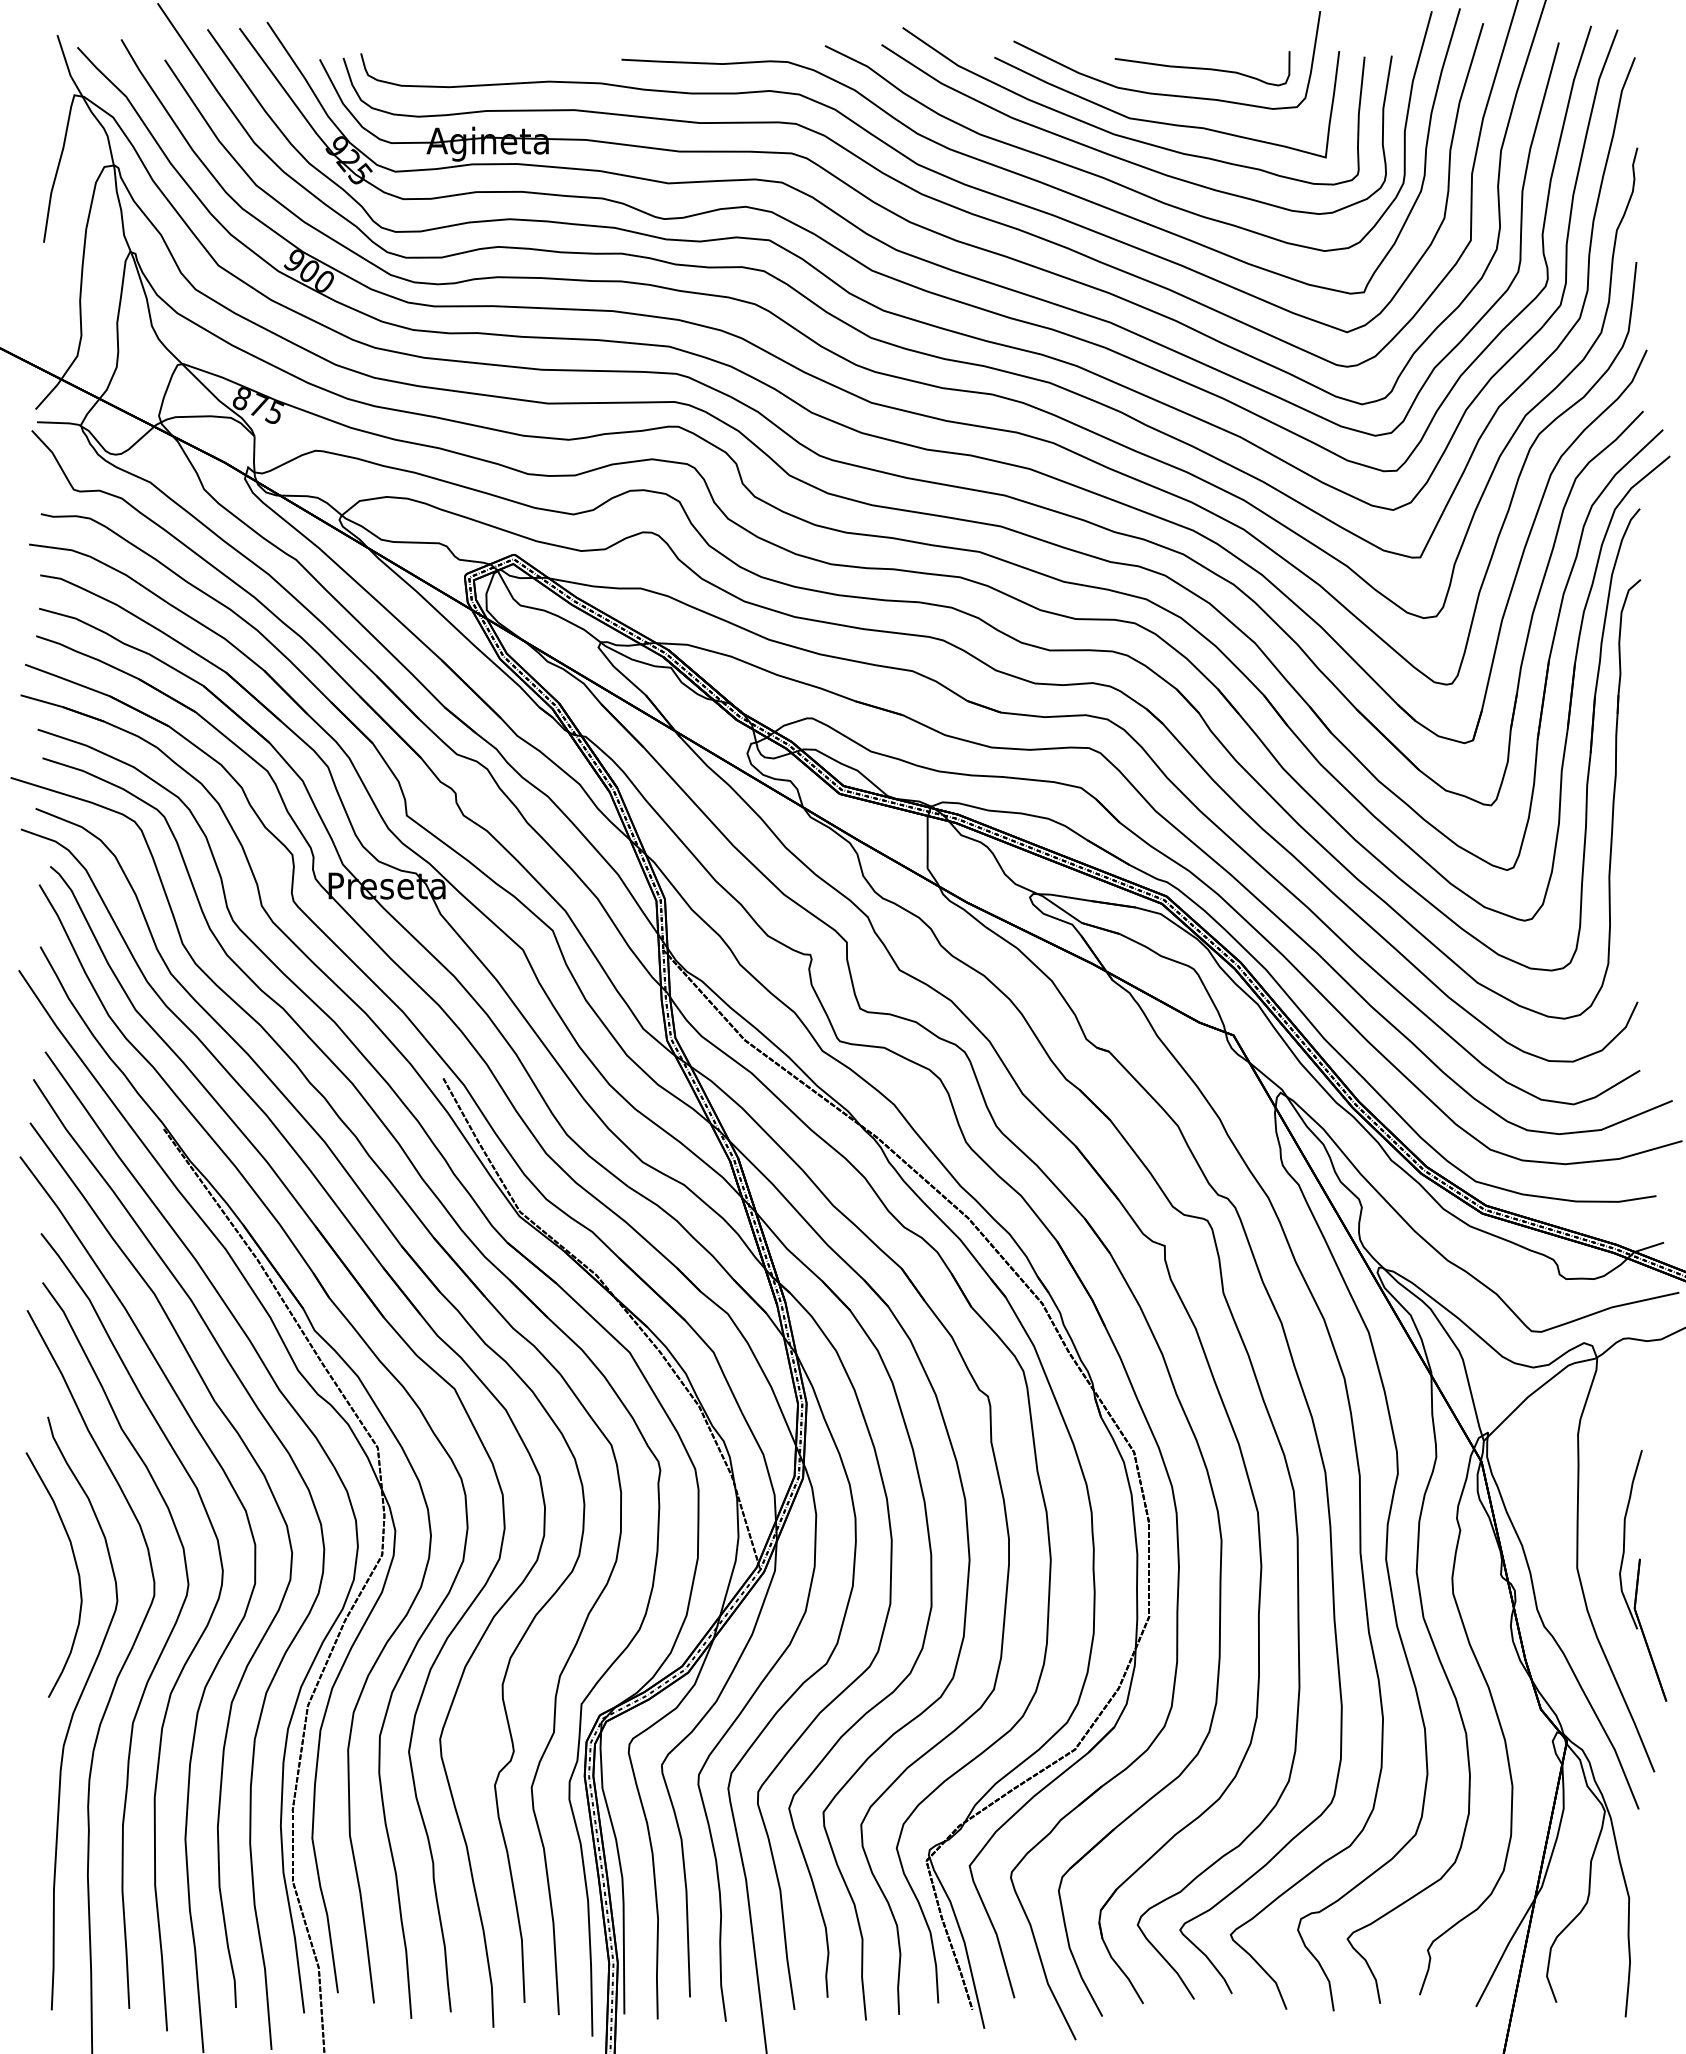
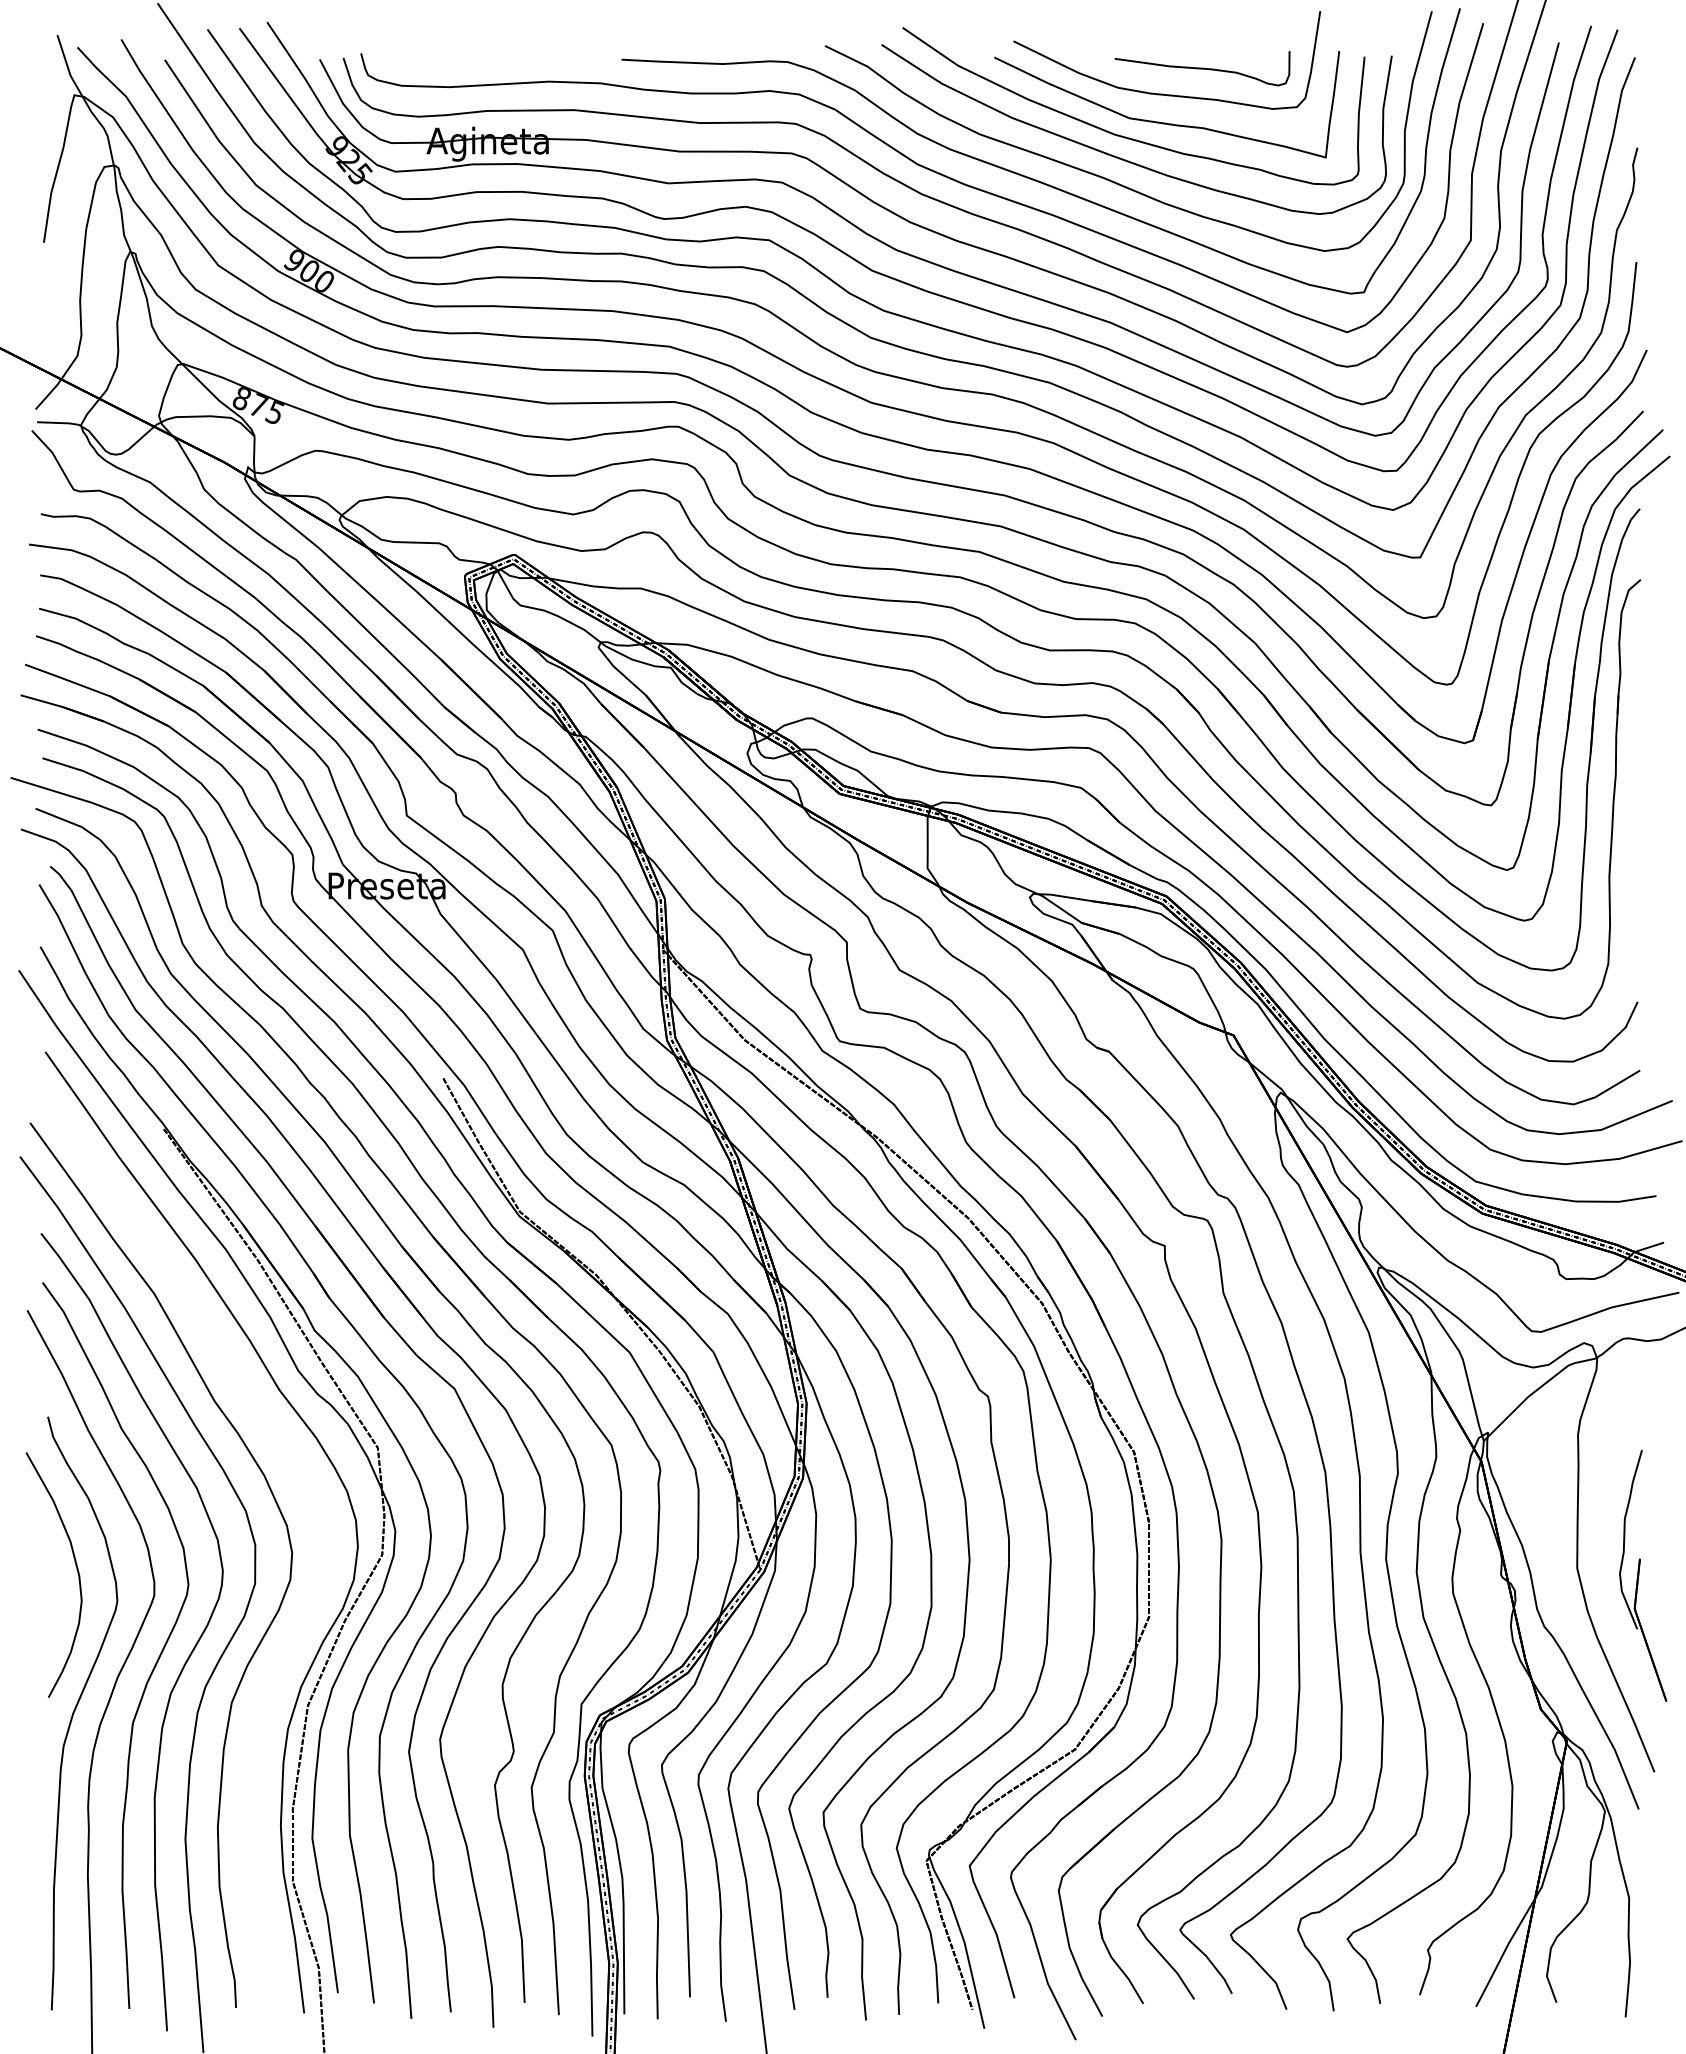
curve: present -> none (294, 1635)
